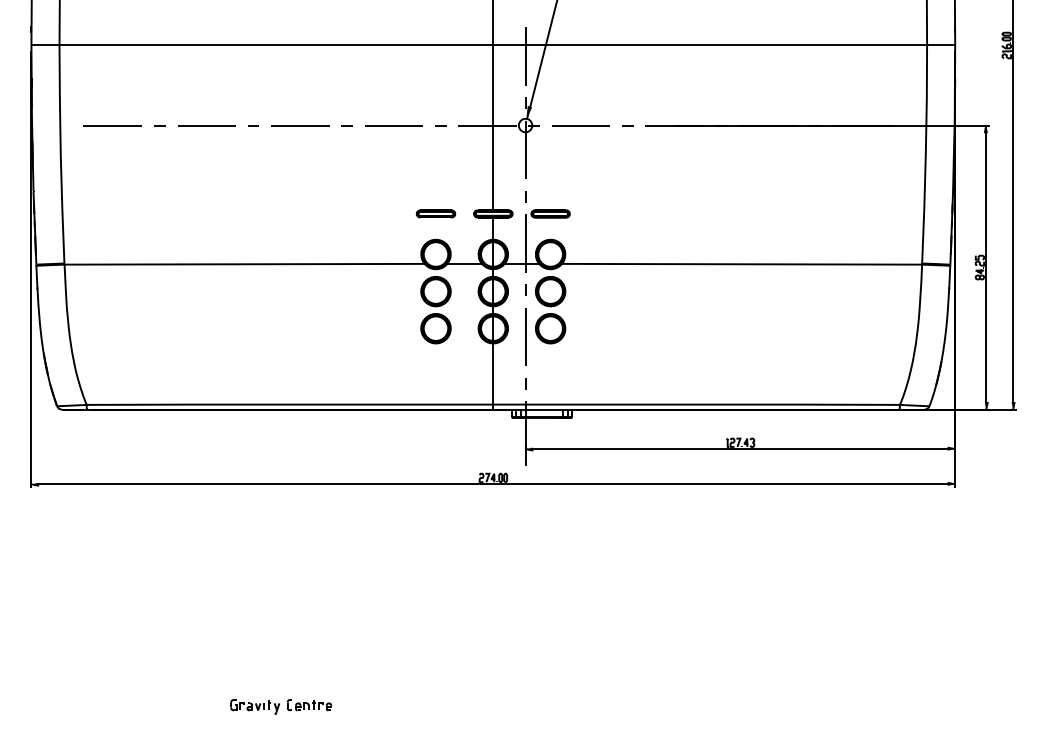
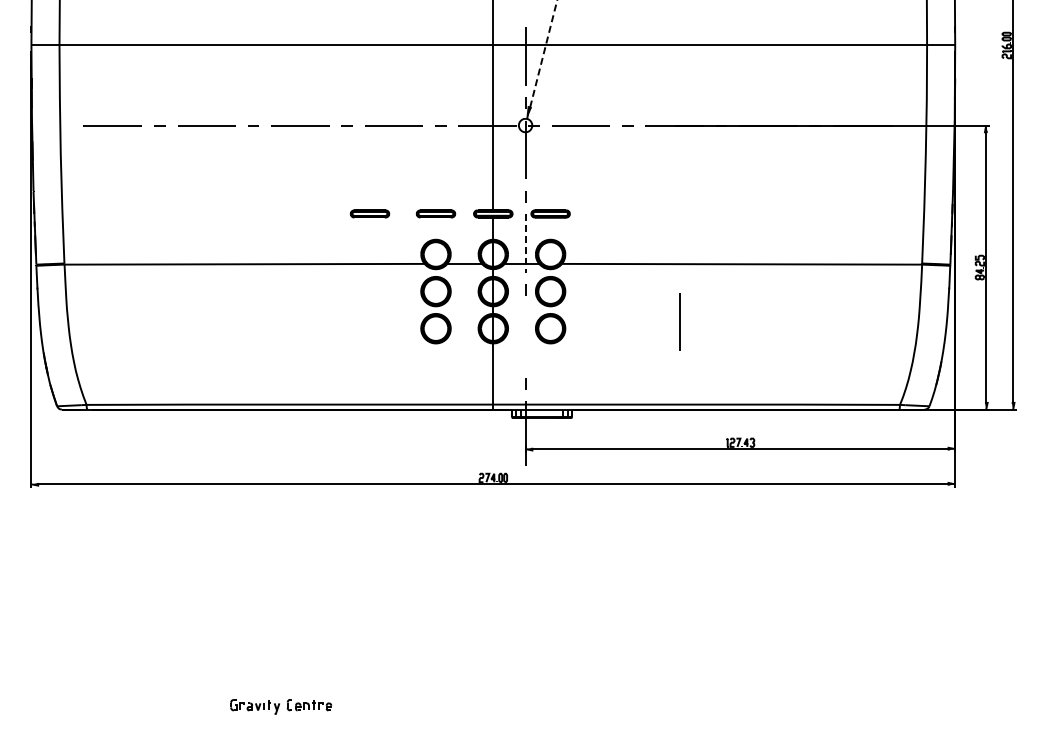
line: solid -> dashed (543, 54)
part: none -> present (369, 213)
line: solid -> dashed (525, 243)
line position: (525, 336) -> (679, 321) (679, 321)
